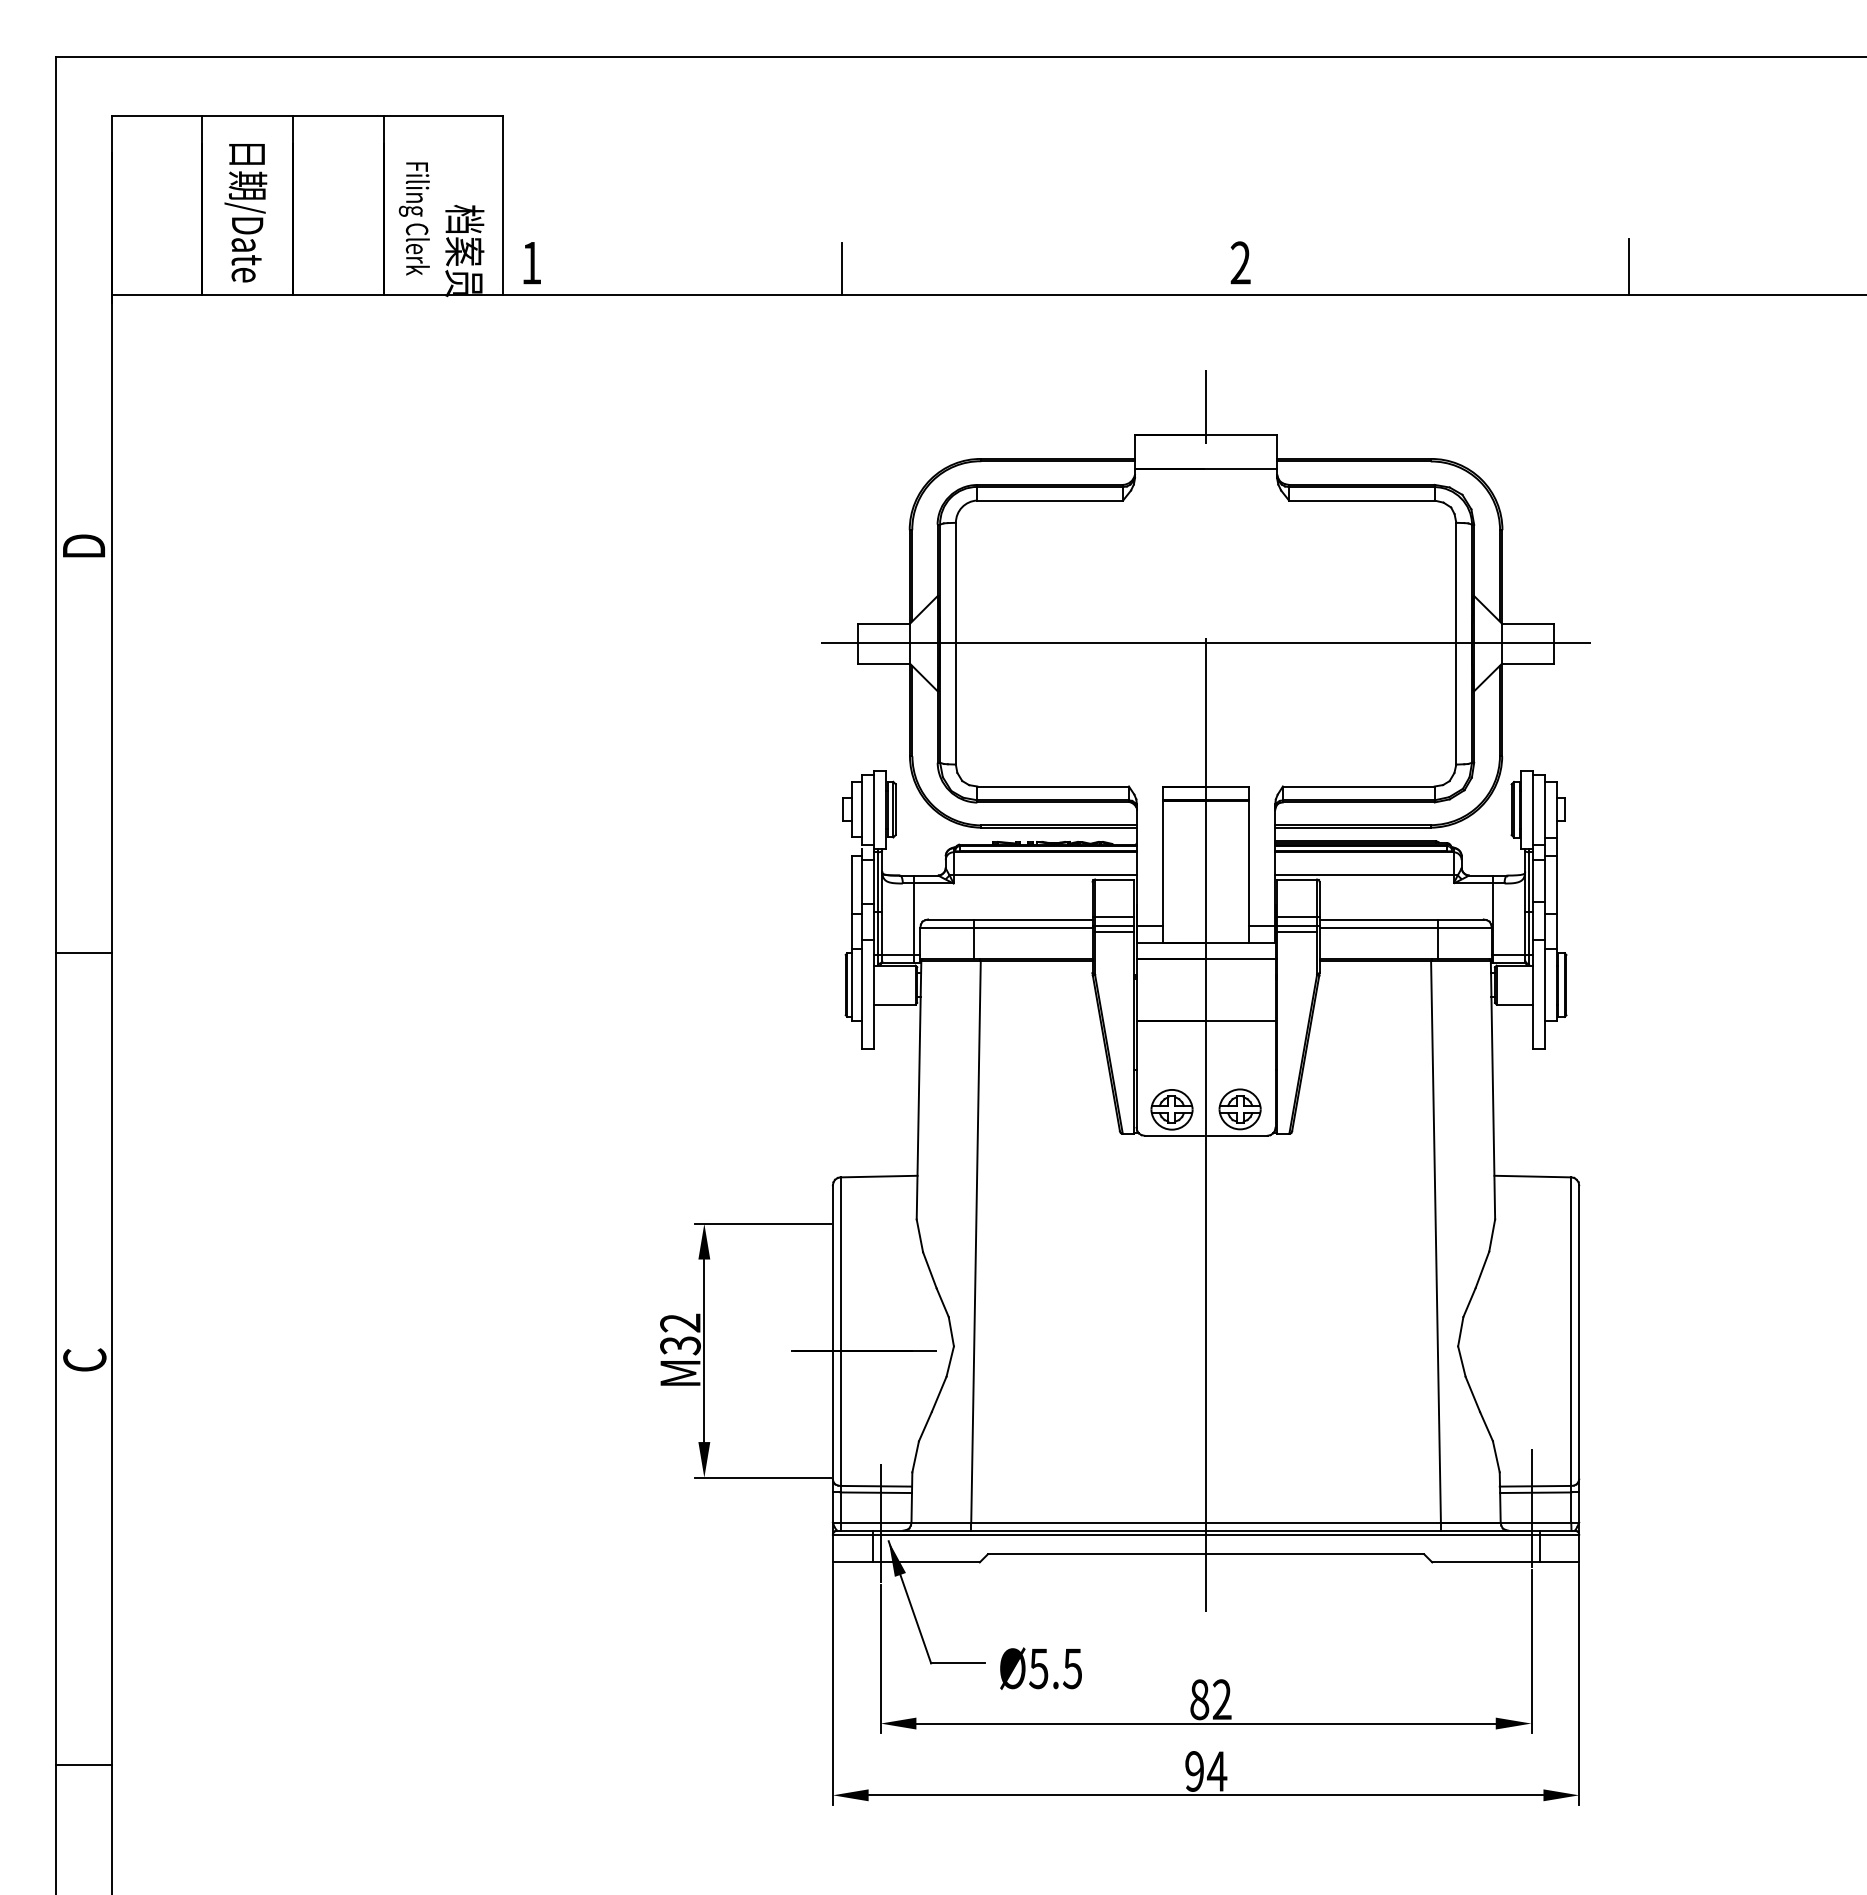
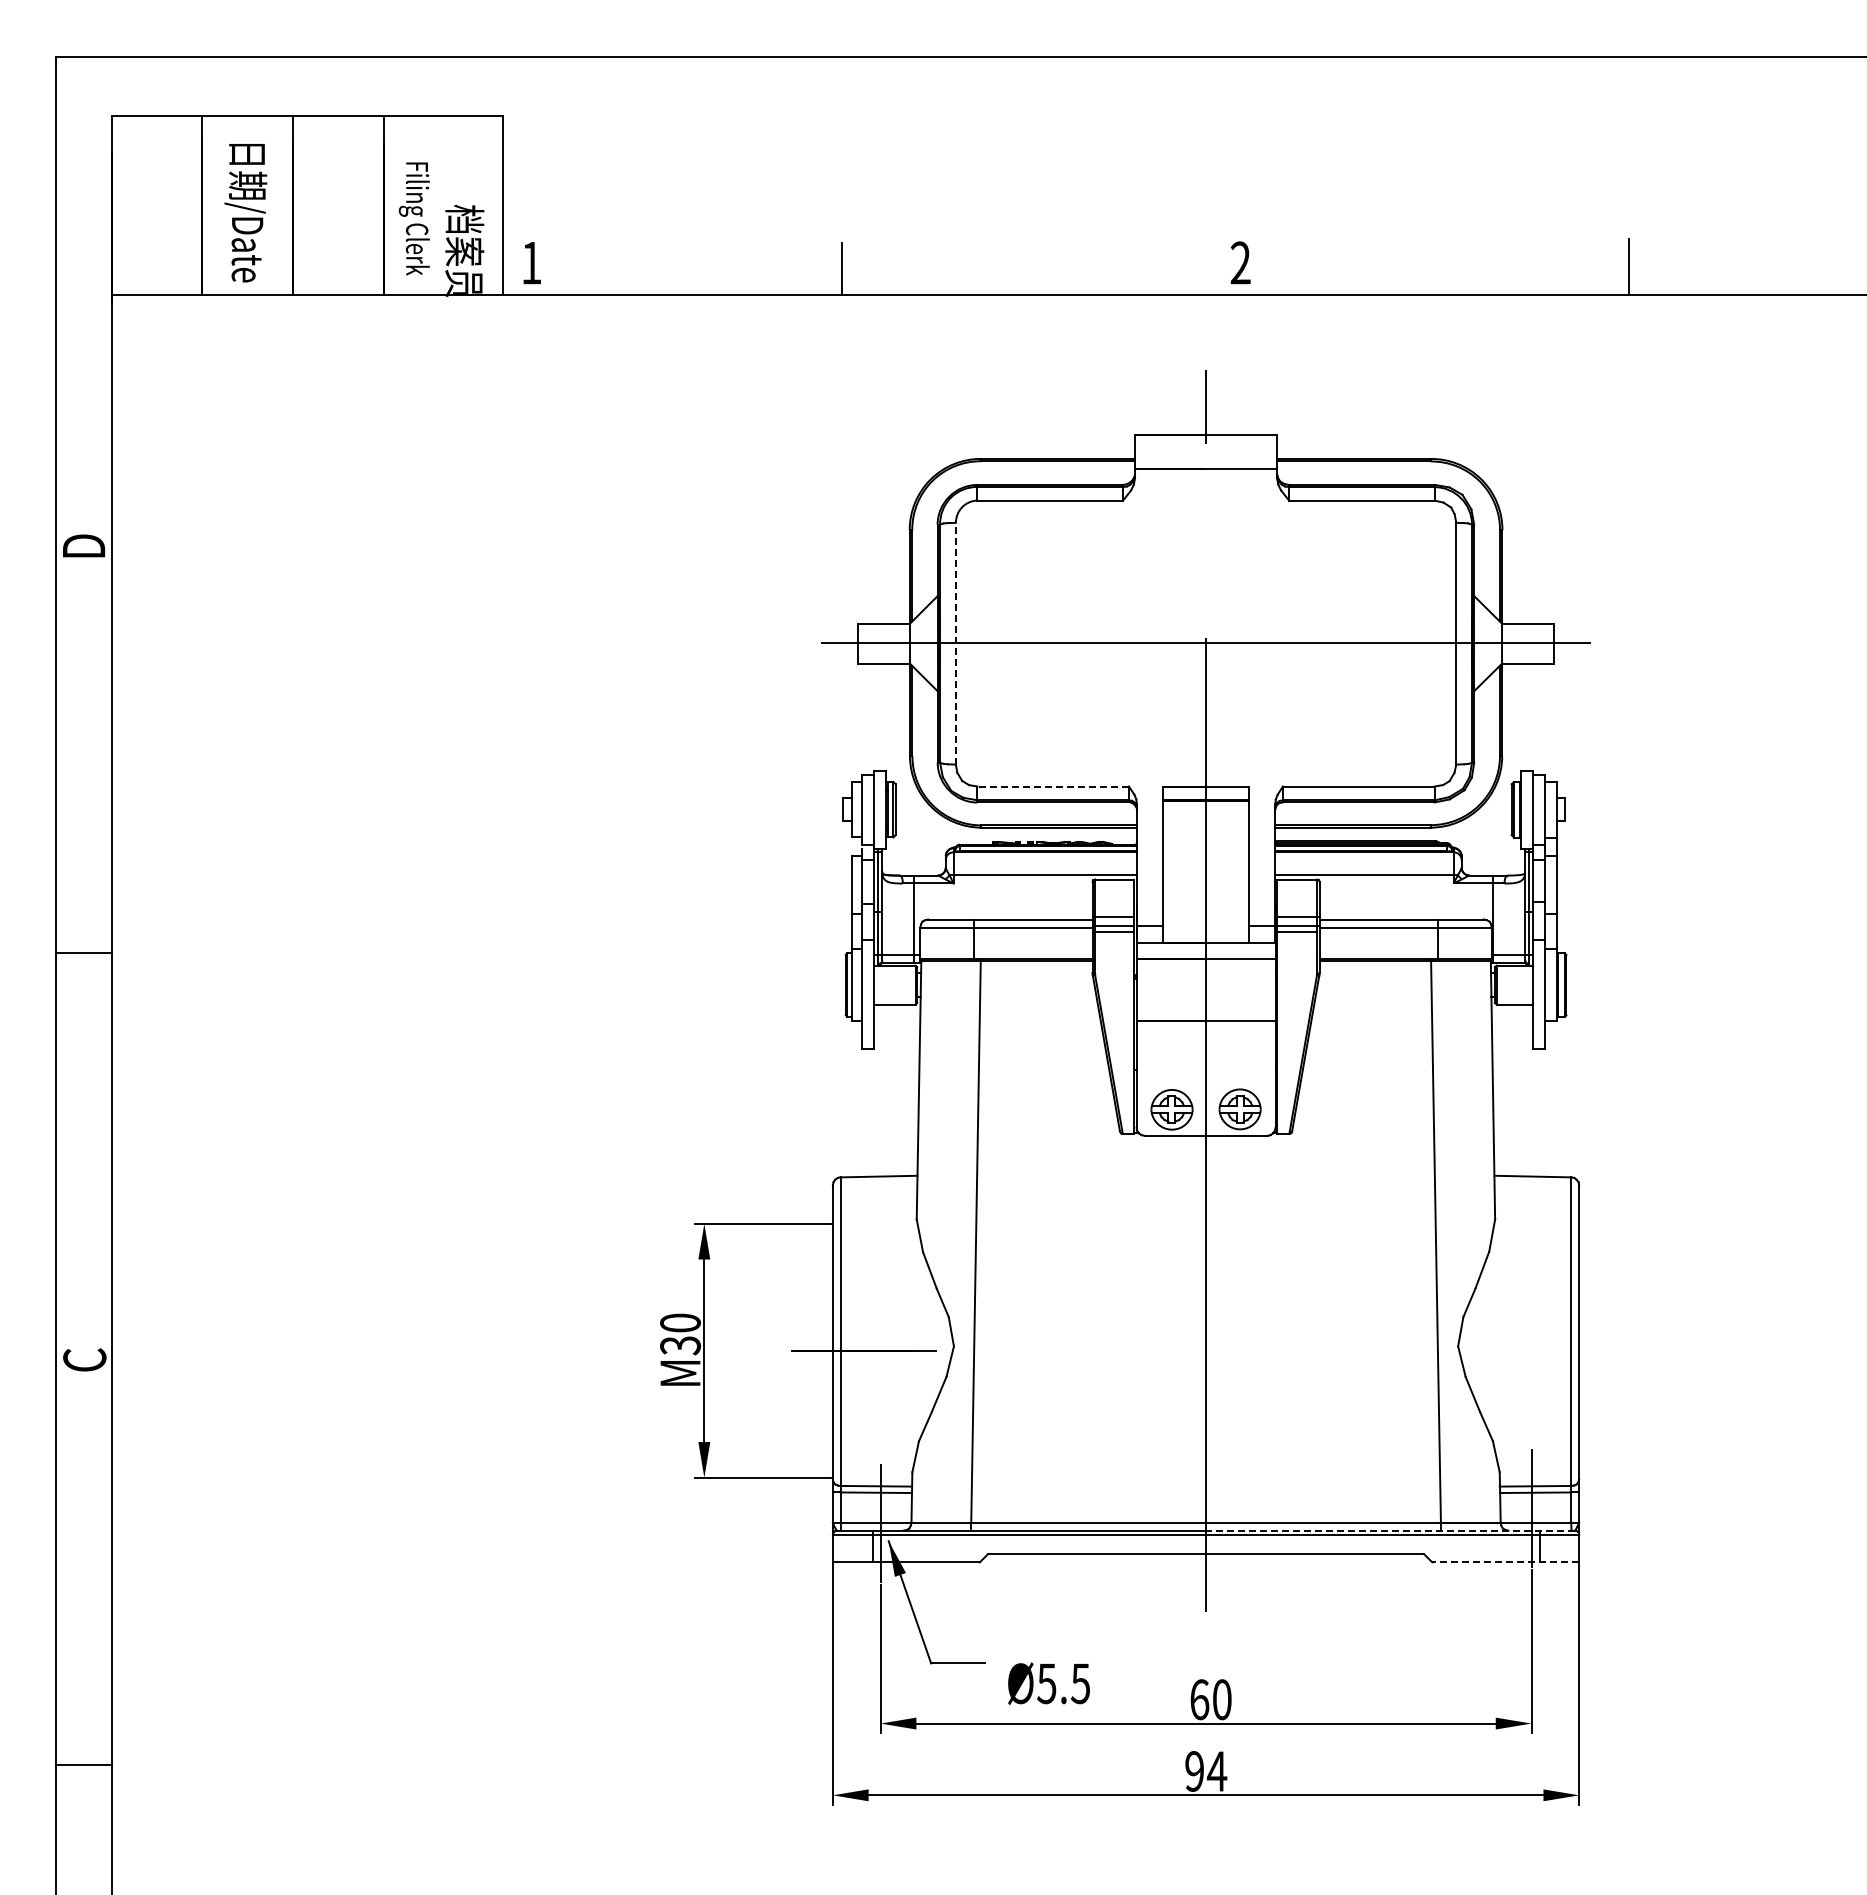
line: solid -> dashed (955, 643)
line: solid -> dashed (1053, 786)
text: M32 -> M30 (680, 1322)
line: solid -> dashed (1390, 1530)
line: solid -> dashed (1505, 1562)
text position: (1040, 1668) -> (1048, 1683) (1048, 1683)
text: 82 -> 60 (1210, 1699)
